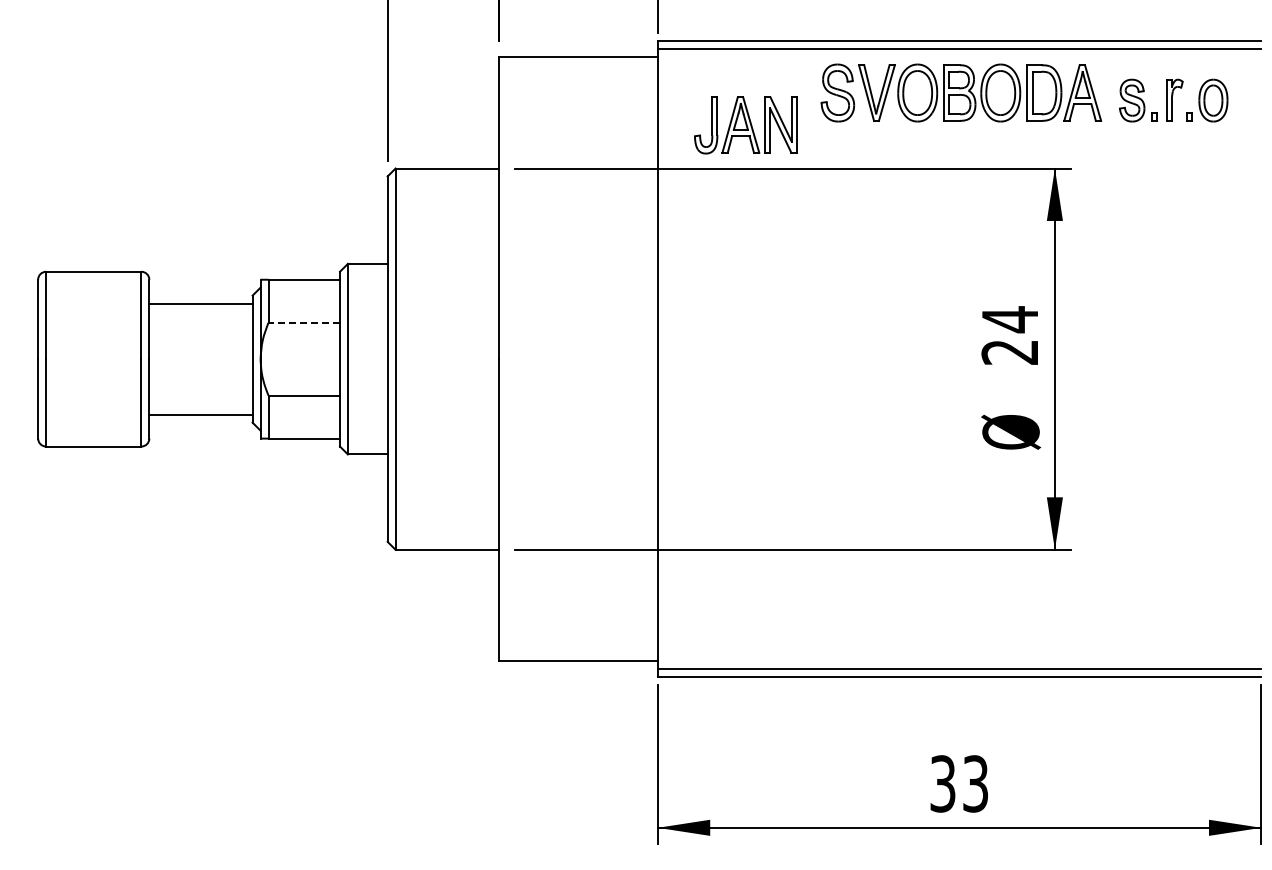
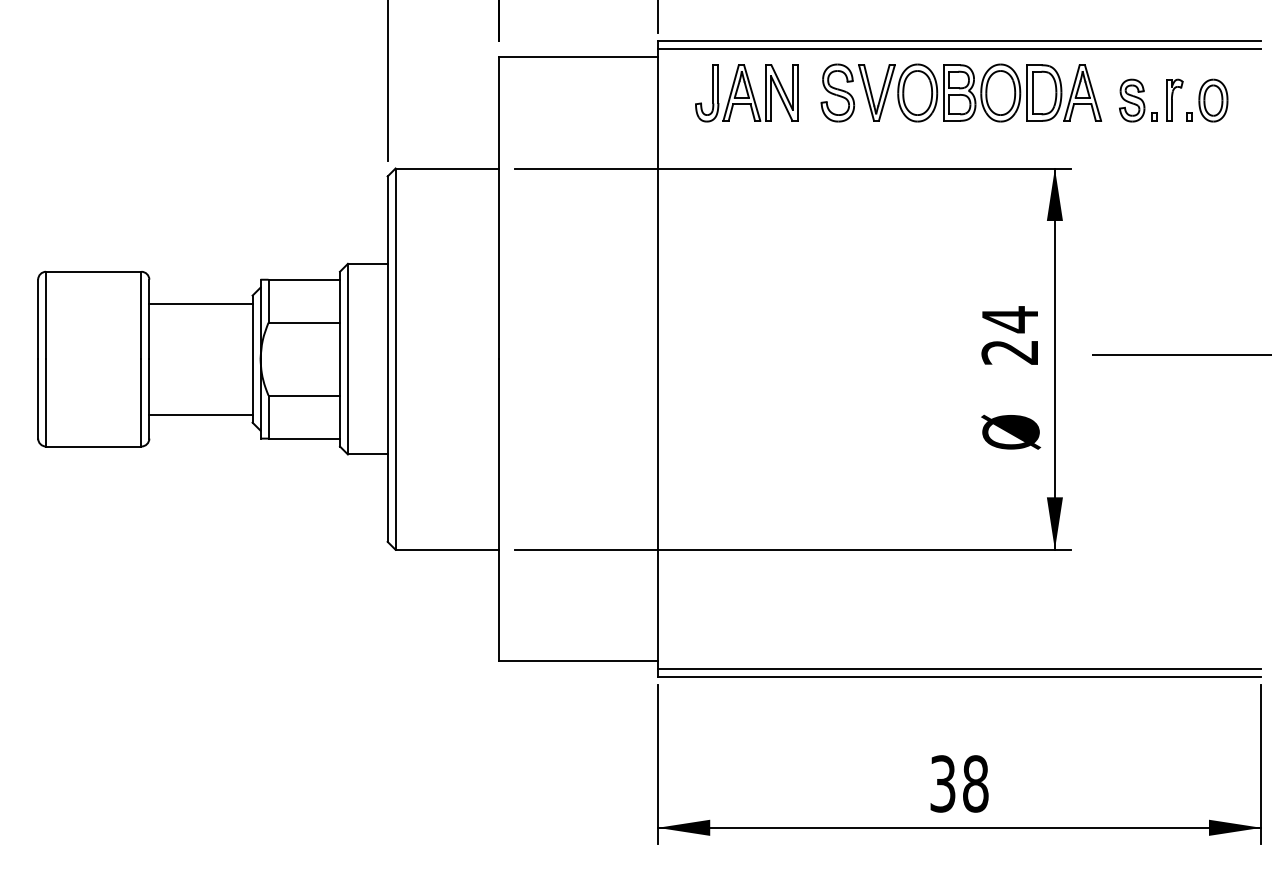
part position: (745, 125) -> (746, 93) (746, 93)
line: dashed -> solid (304, 322)
line: none -> present (1180, 355)
text: 33 -> 38 (975, 783)
